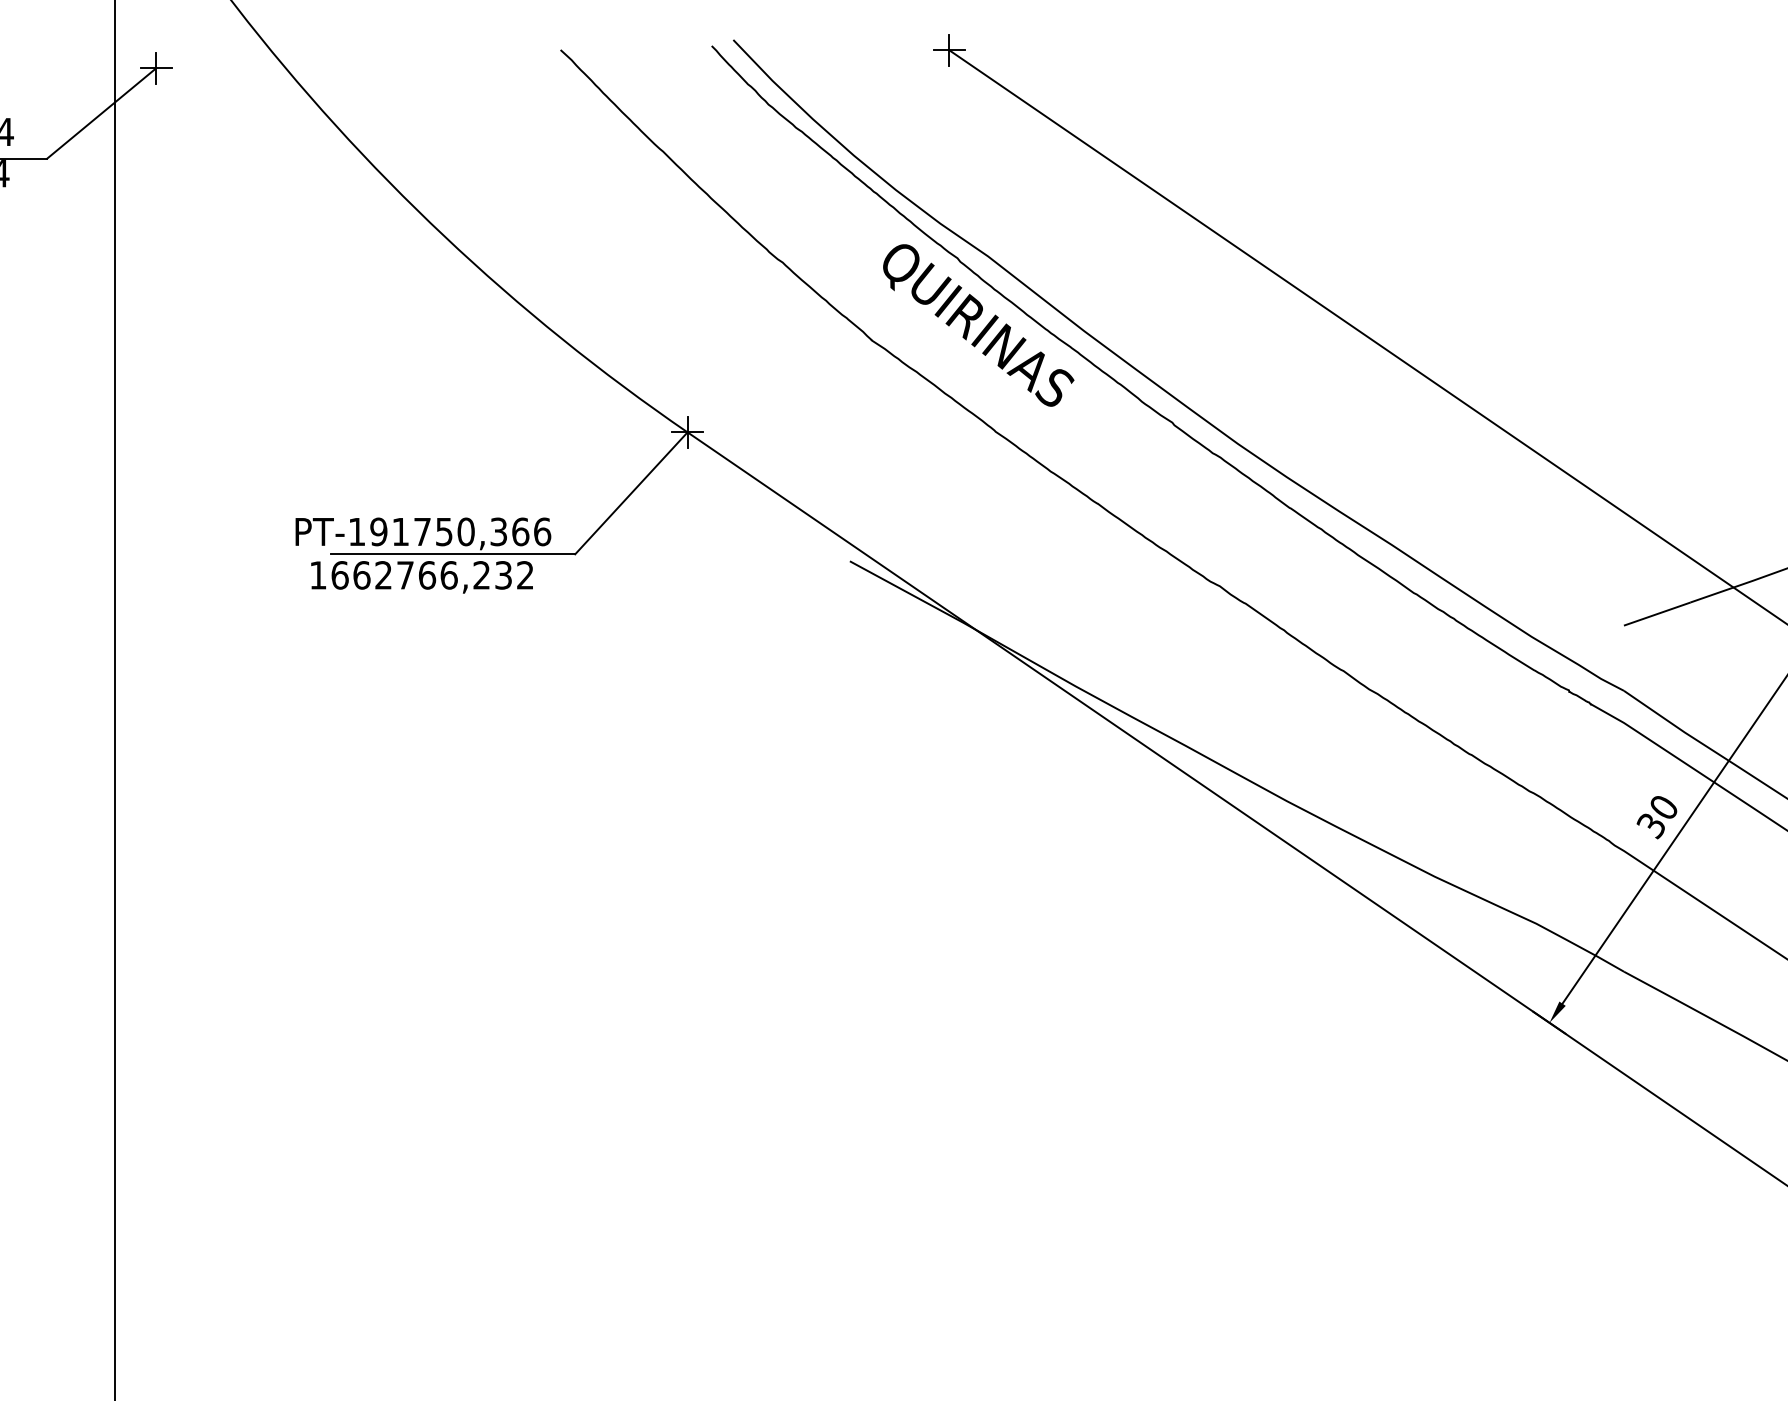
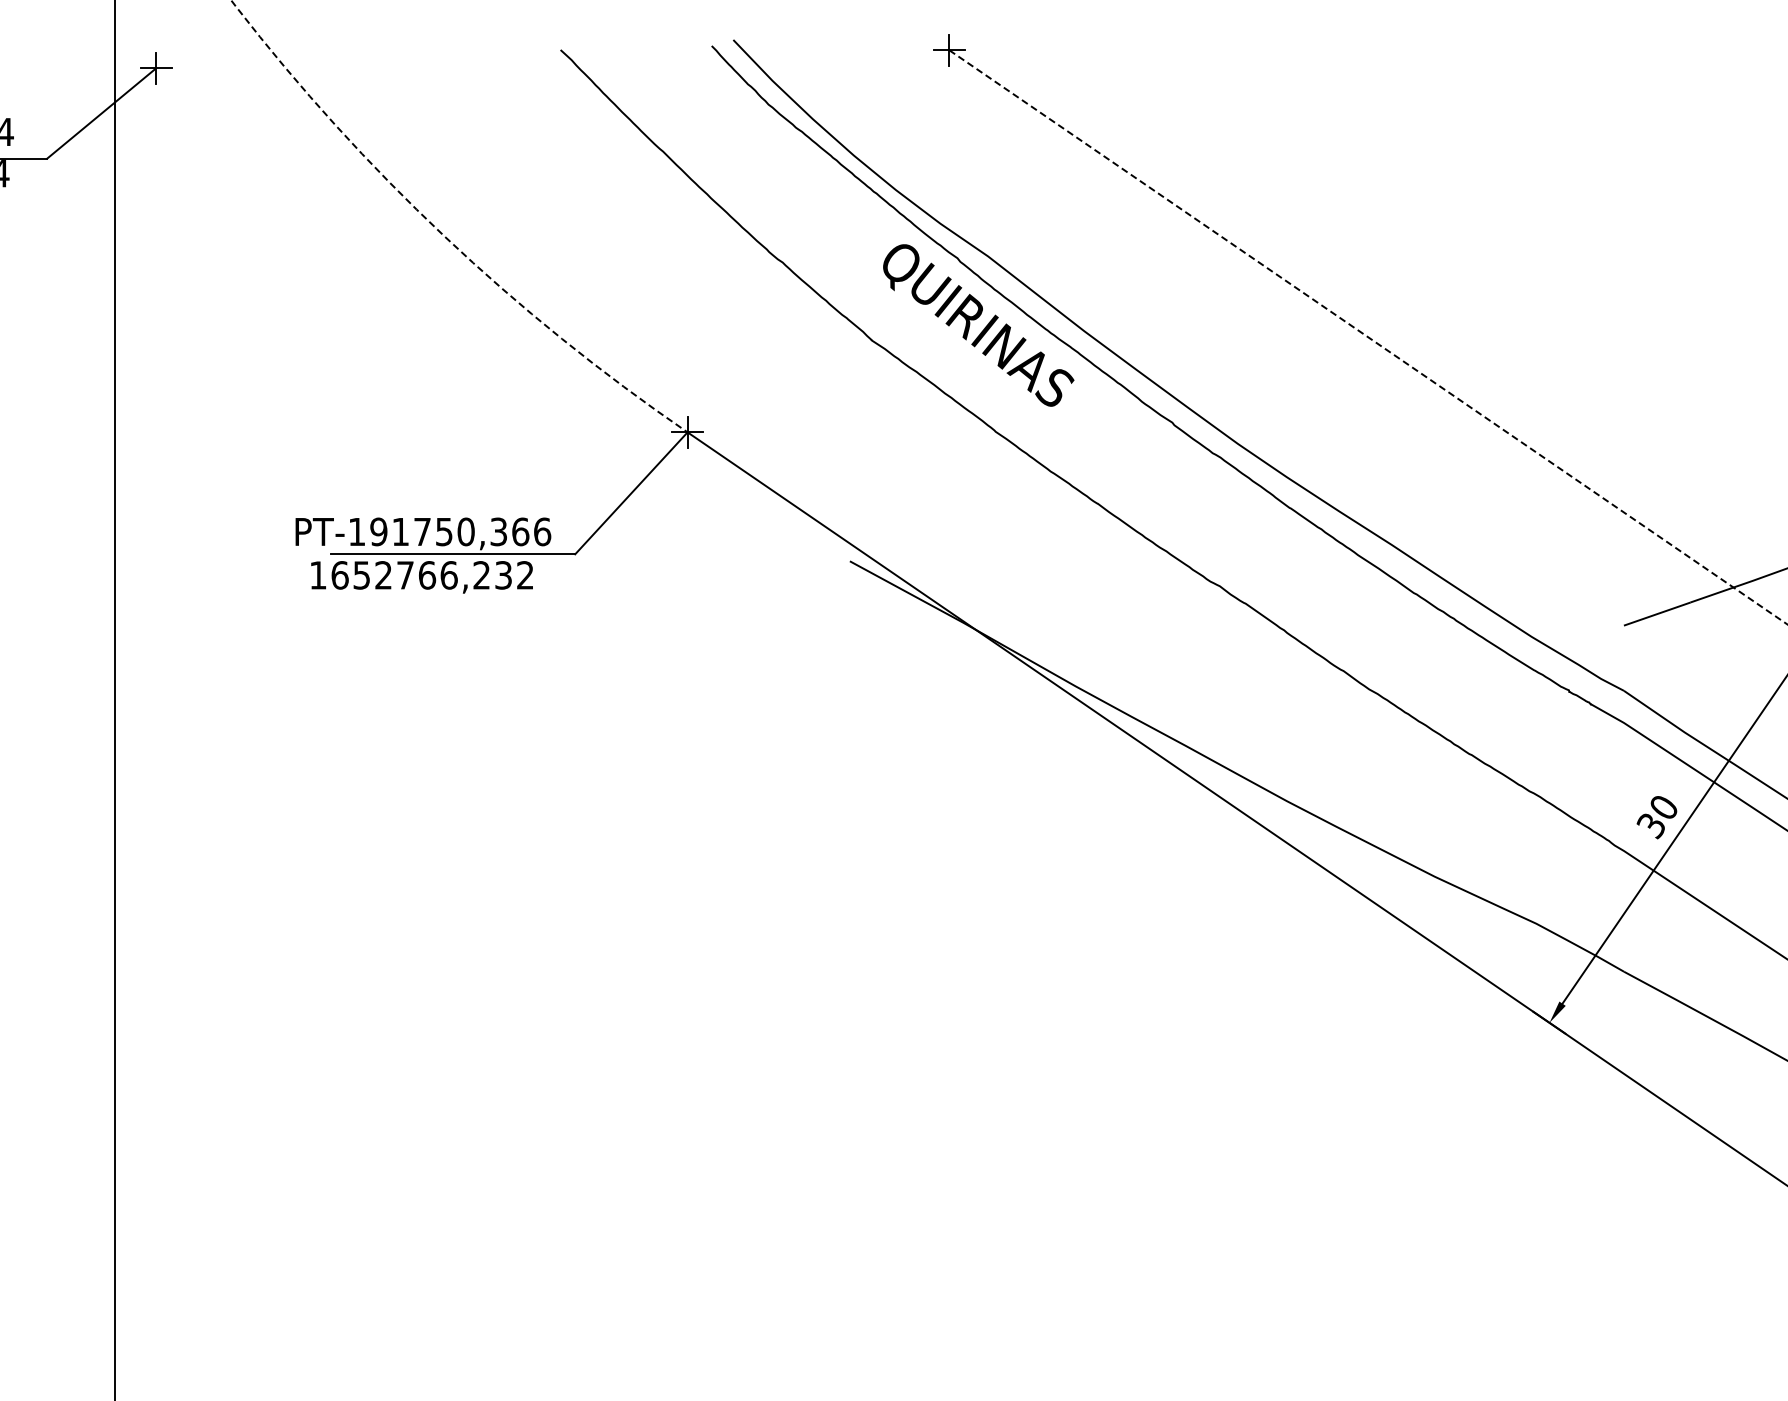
arc: solid -> dashed (443, 235)
line: solid -> dashed (1368, 337)
text: 1662766,232 -> 1652766,232 (361, 575)
